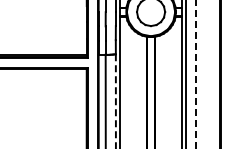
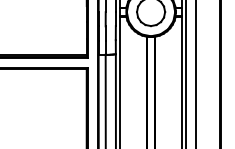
line: dashed -> solid (196, 74)
line: dashed -> solid (115, 102)
